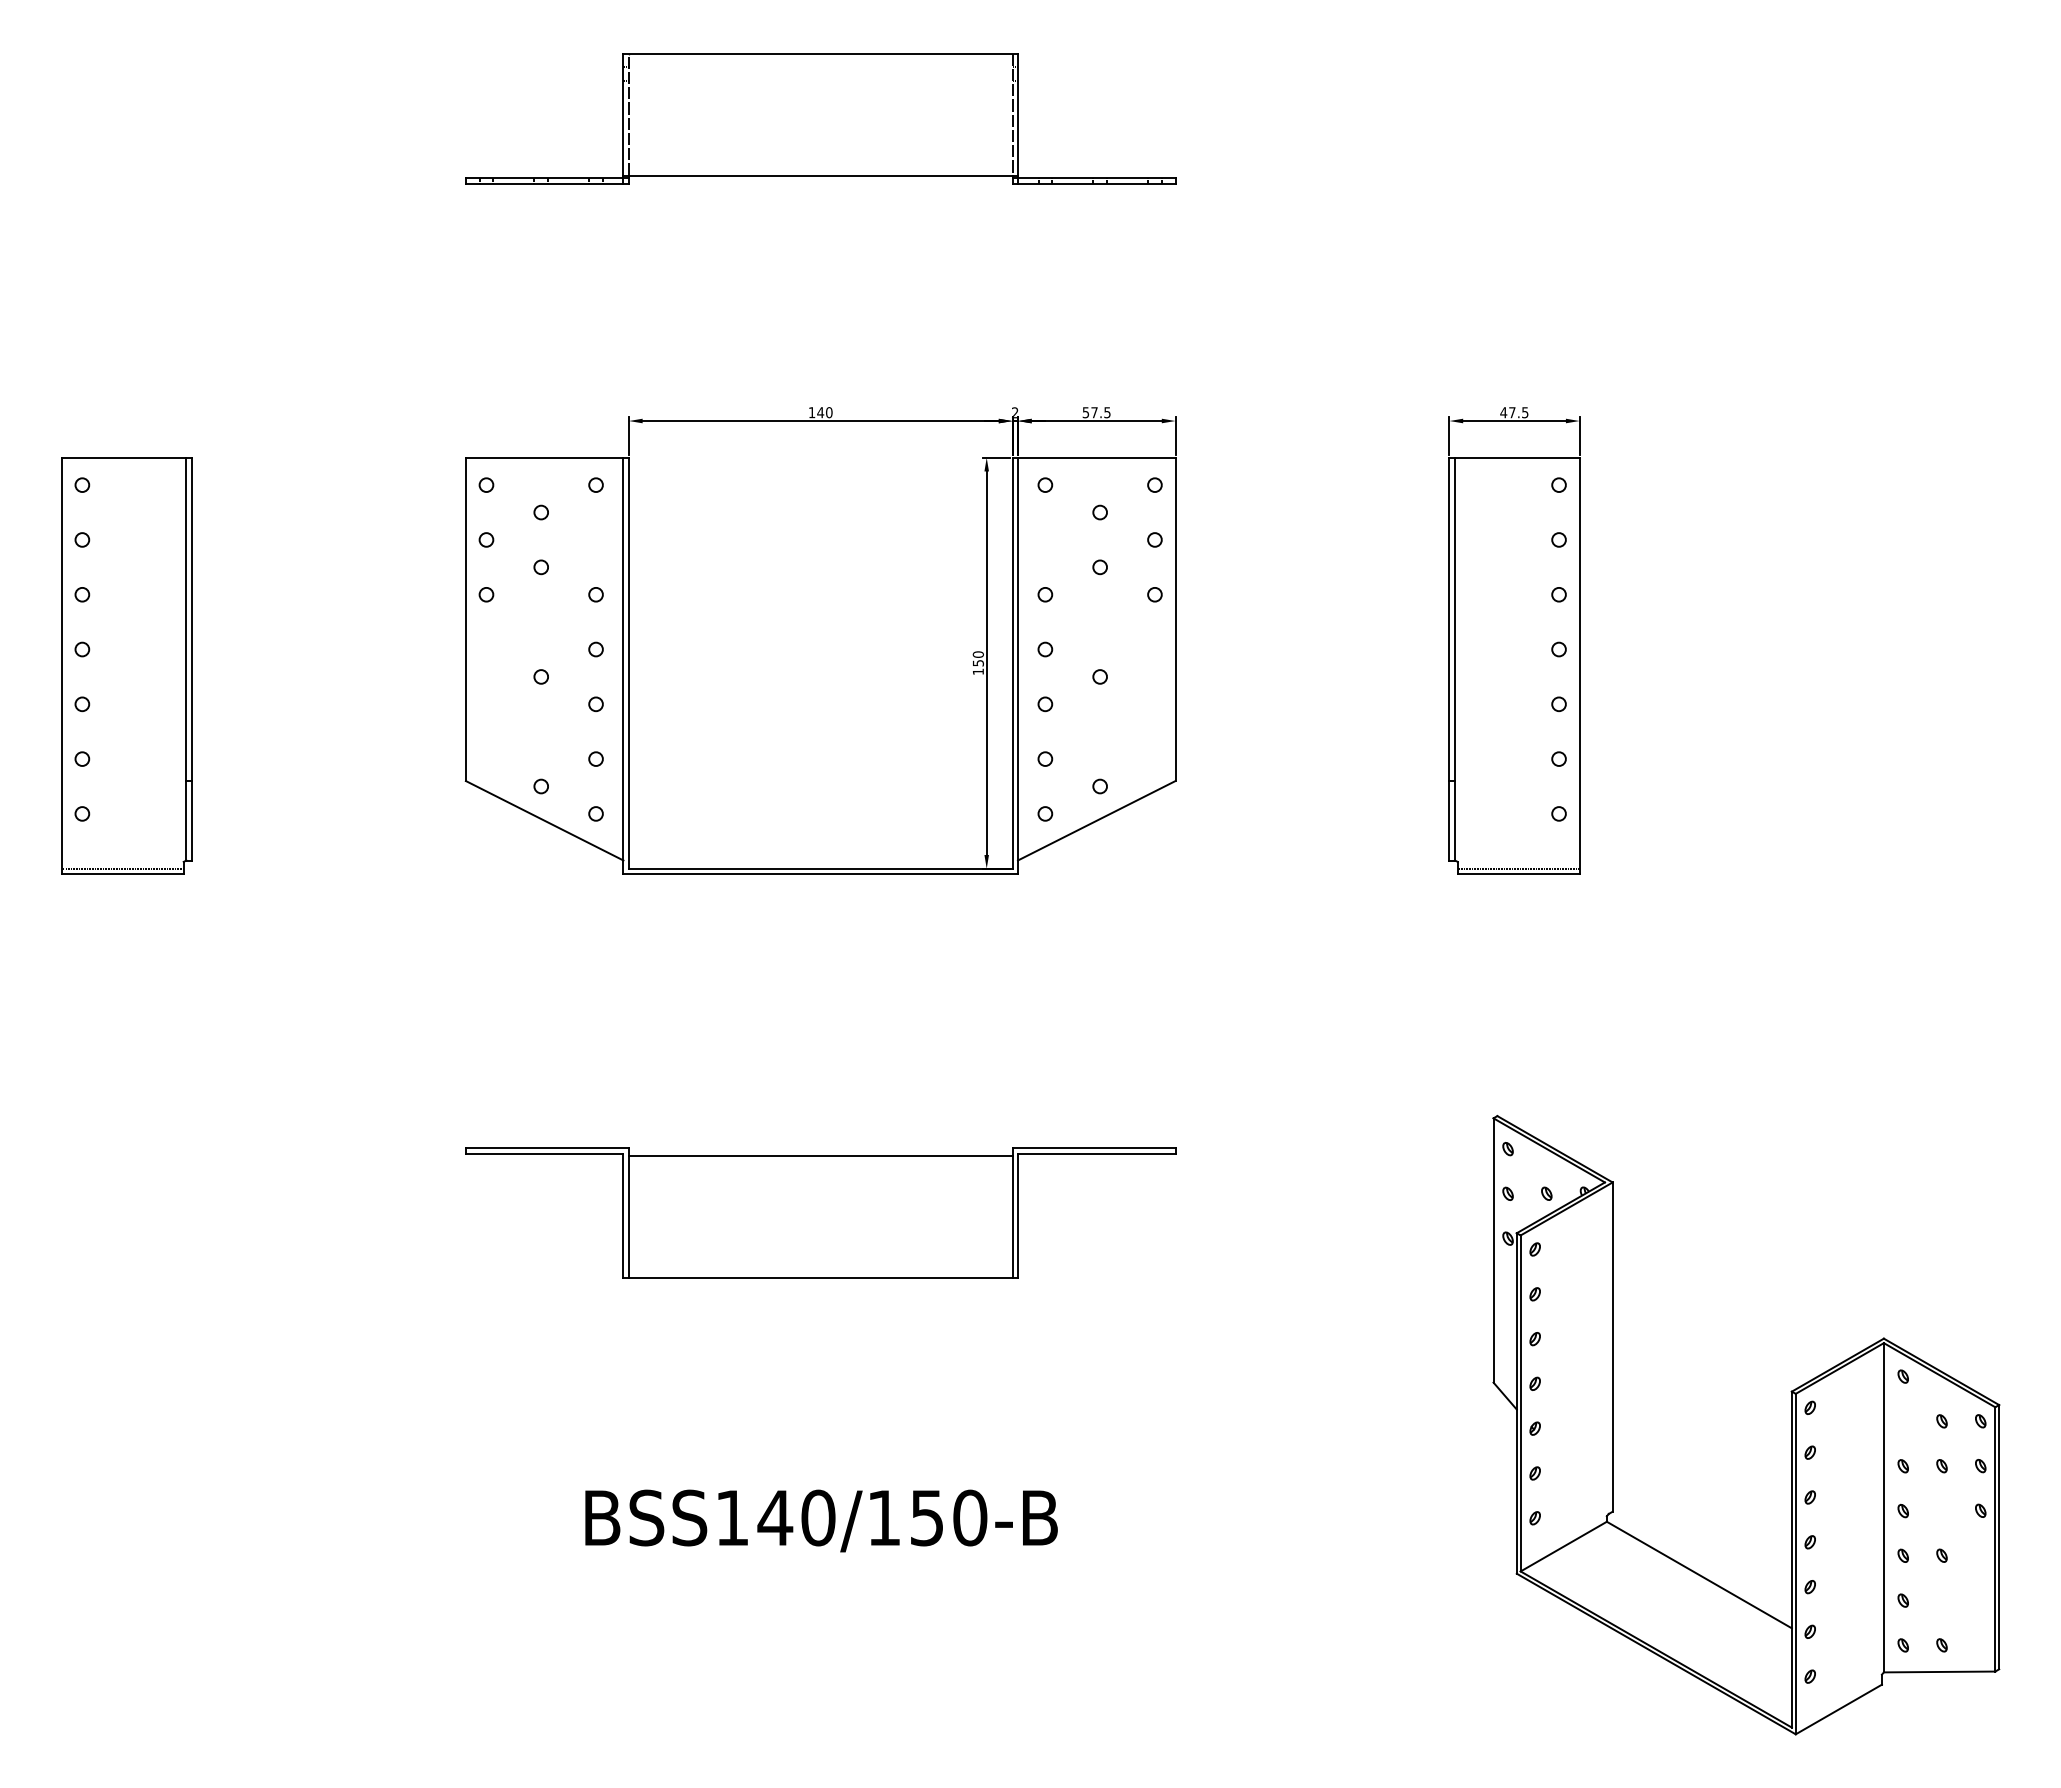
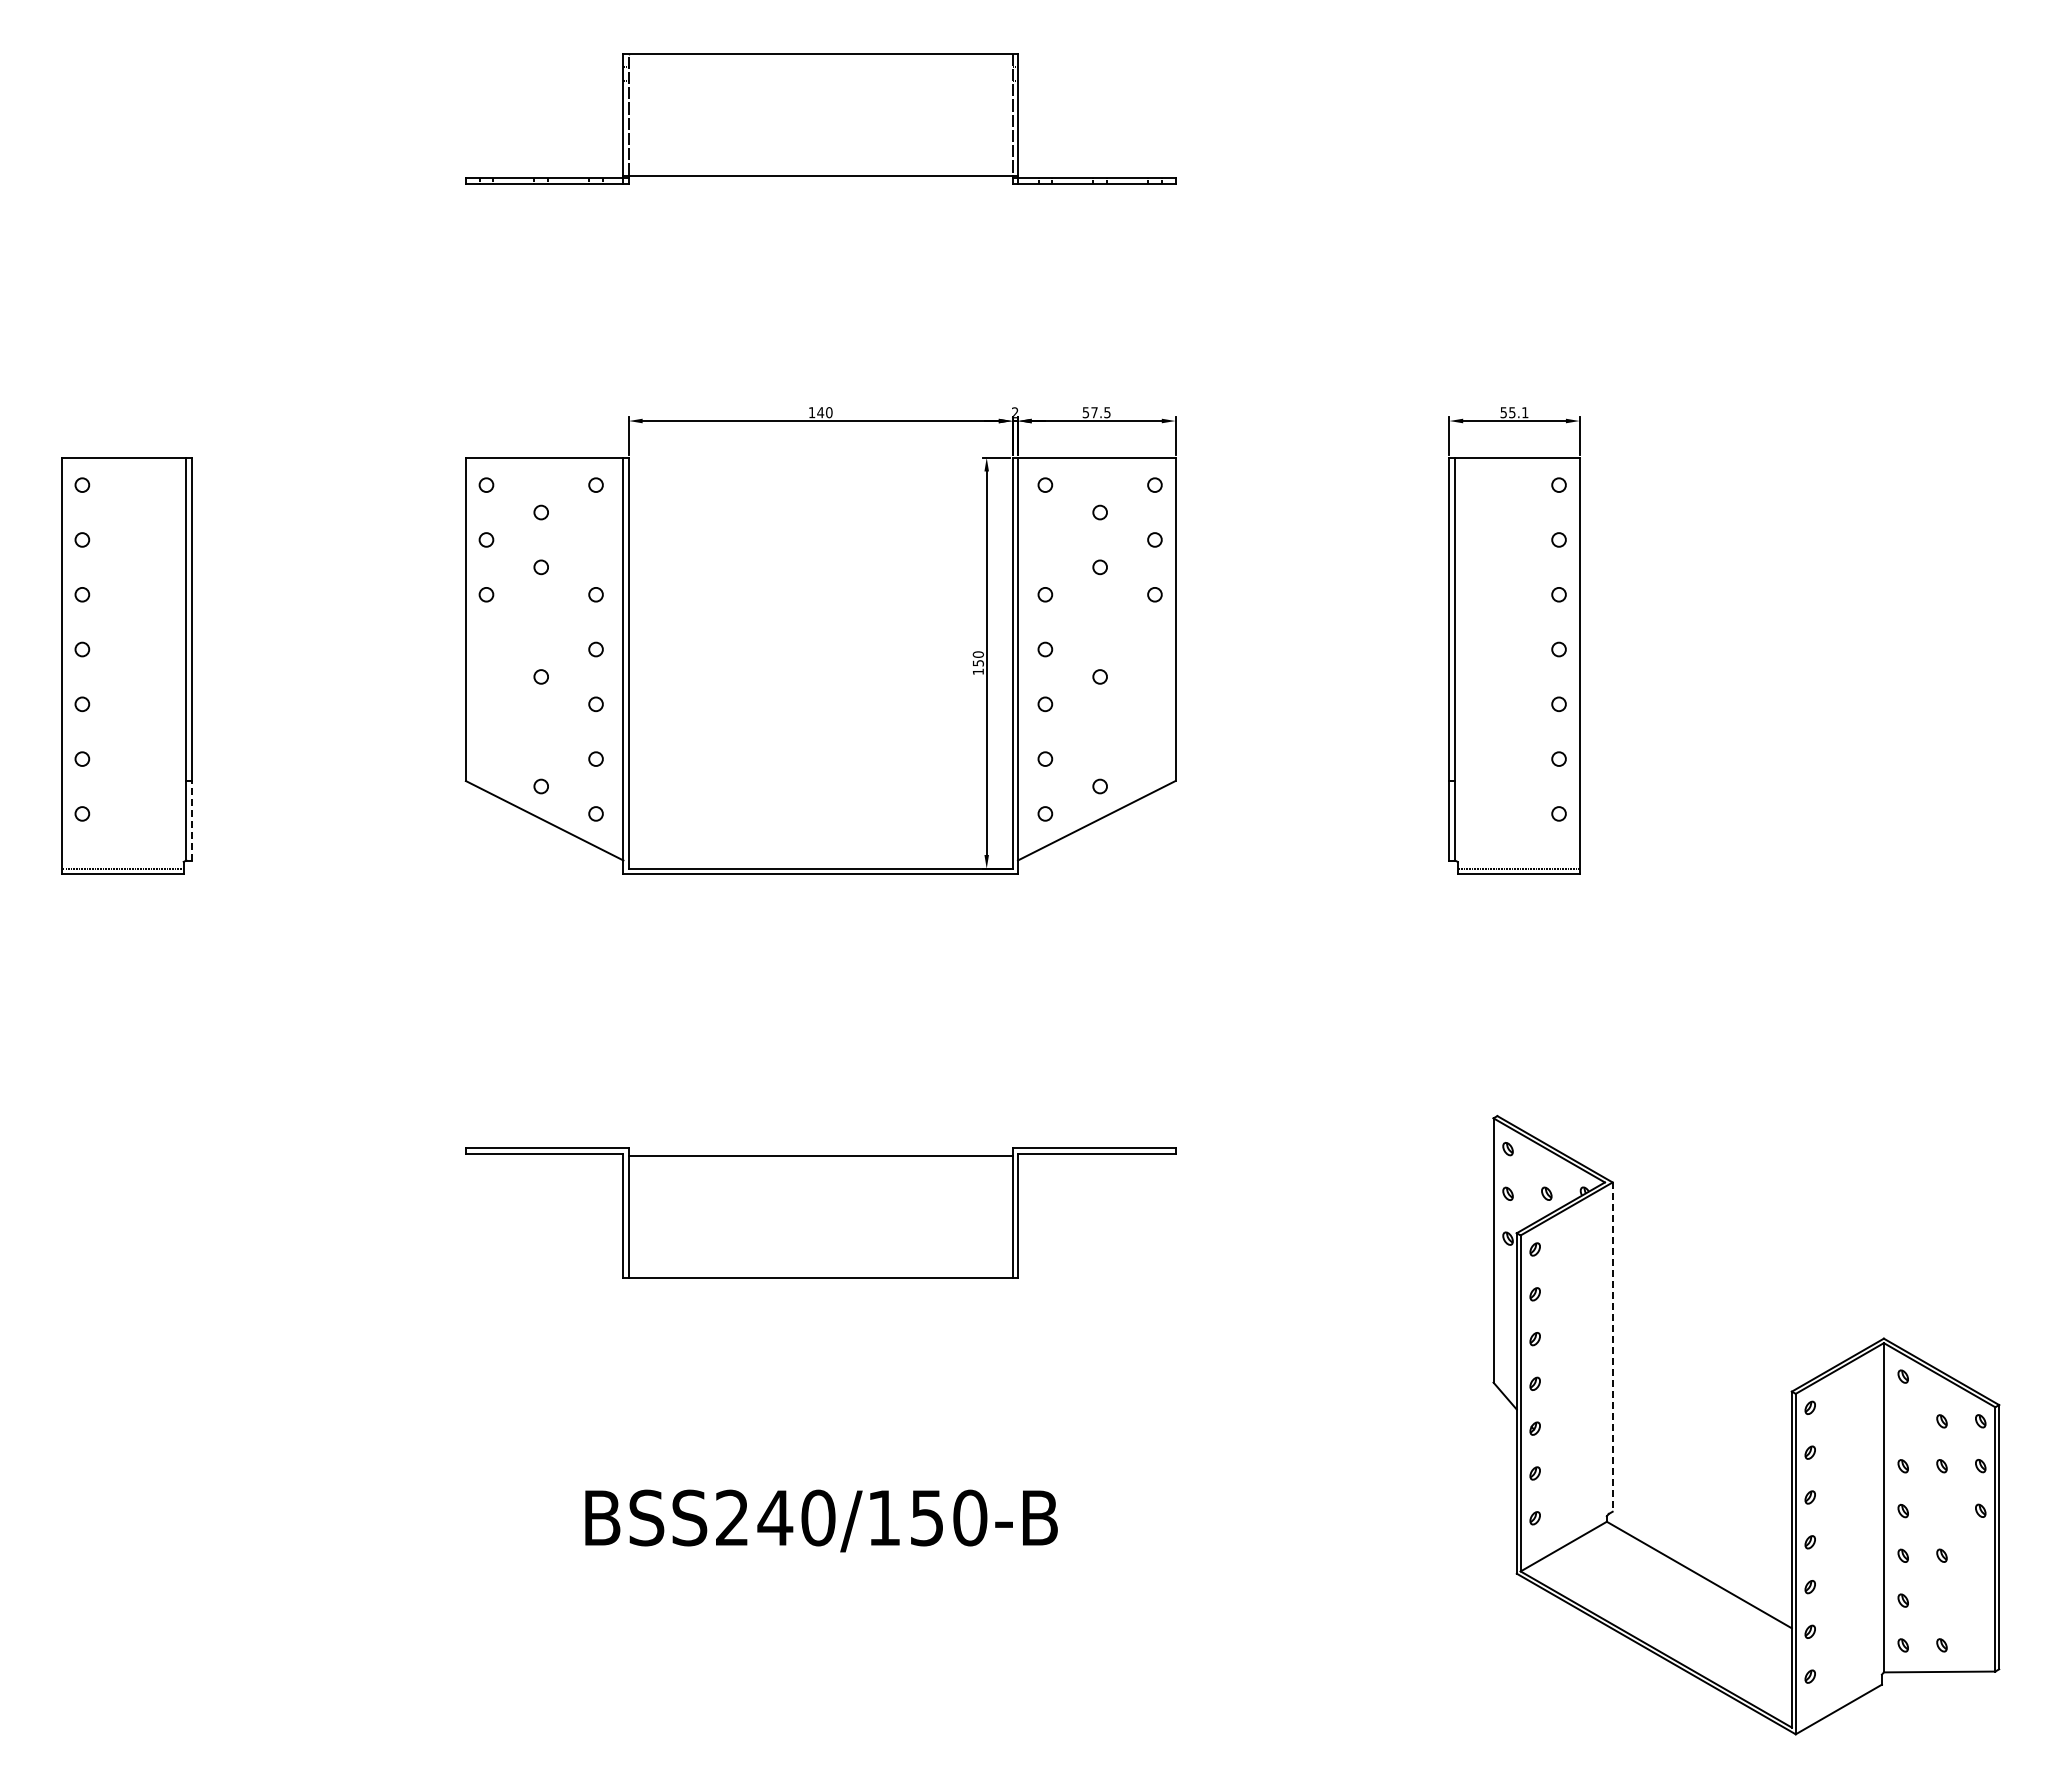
text: 47.5 -> 55.1 (1514, 412)
line: solid -> dashed (191, 820)
line: solid -> dashed (1612, 1347)
text: BSS140/150-B -> BSS240/150-B (731, 1517)
